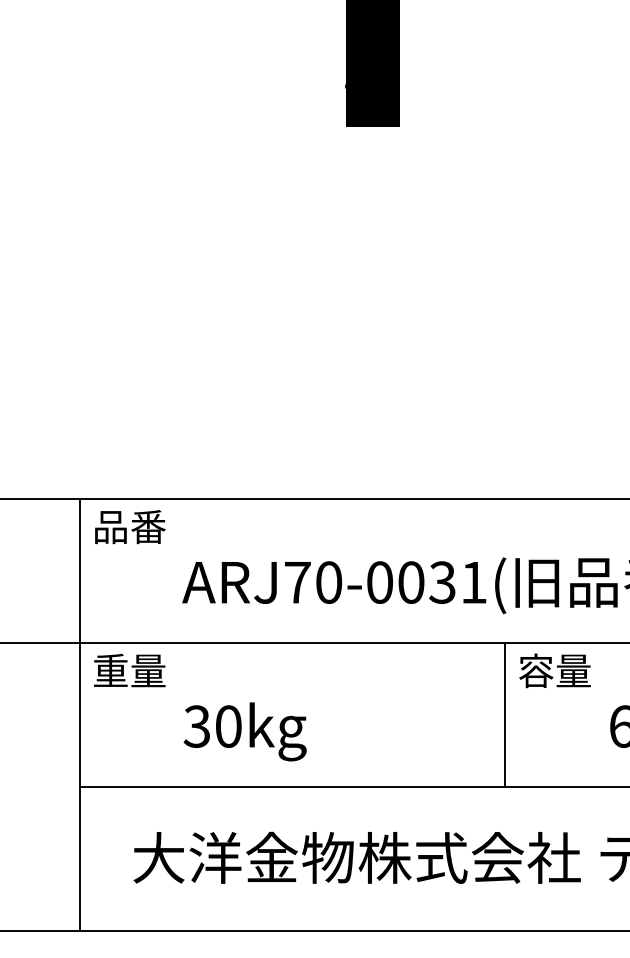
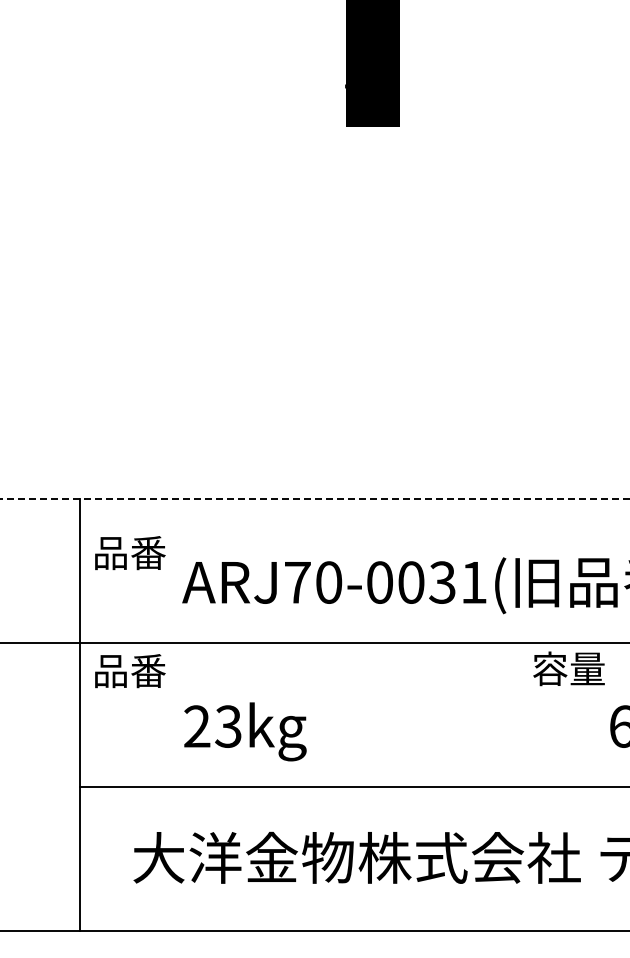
line: solid -> dashed (314, 499)
text position: (130, 527) -> (130, 553) (130, 553)
text: 重量 -> 品番 (129, 670)
text position: (554, 670) -> (568, 668) (568, 668)
line: present -> none (505, 715)
text: 30kg -> 23kg (212, 726)
